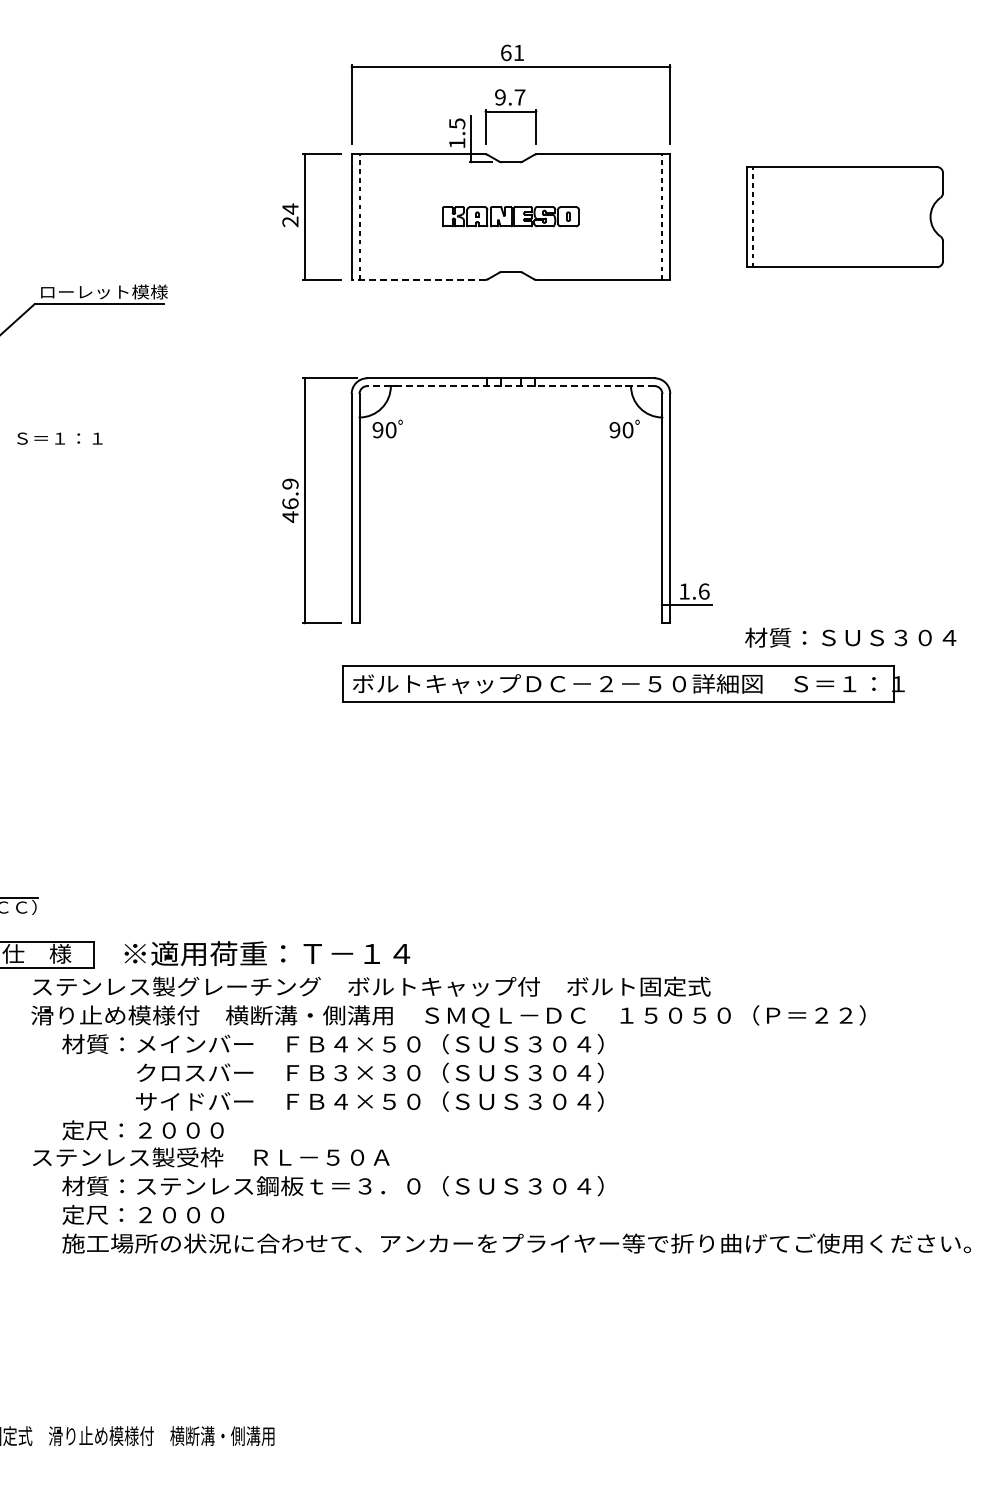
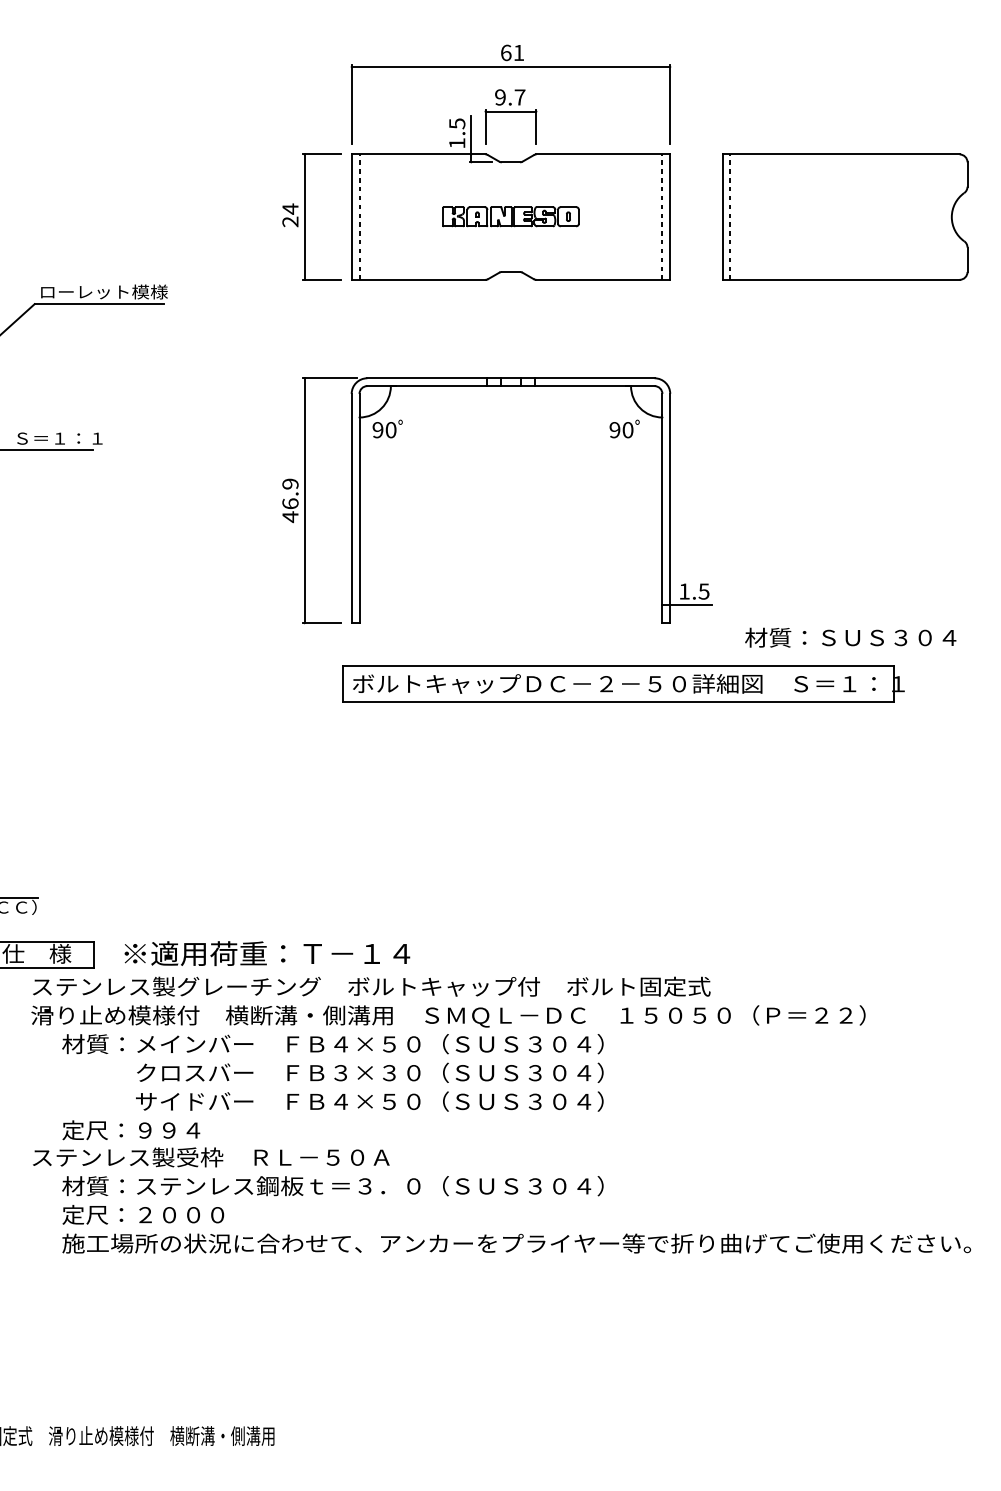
part size: 198x103 px -> 247x128 px (845, 216)
line: dashed -> solid (418, 279)
line: dashed -> solid (510, 386)
line: none -> present (47, 450)
text: 1.6 -> 1.5 (703, 591)
text: 定尺：２０００ -> 定尺：９９４ (181, 1130)
